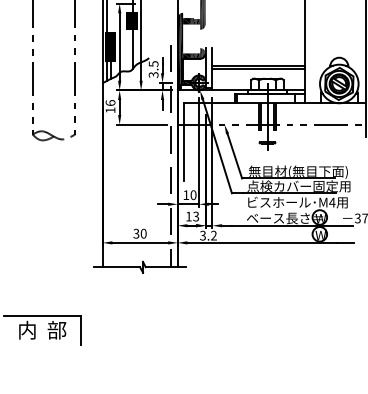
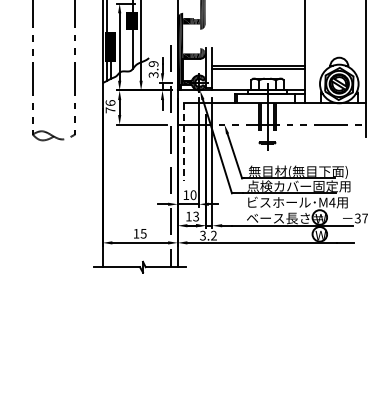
text: 3.5 -> 3.9 (153, 64)
text: 16 -> 76 (110, 110)
line: solid -> dashed (184, 141)
text: 30 -> 15 (139, 233)
part: present -> none (42, 330)
